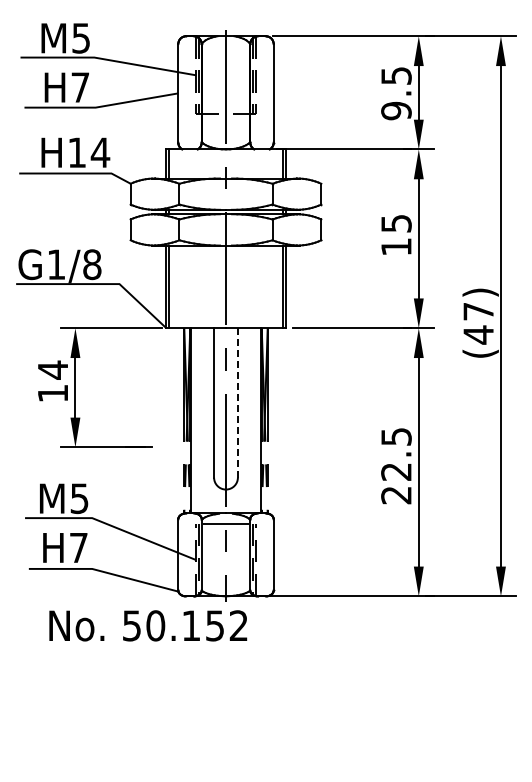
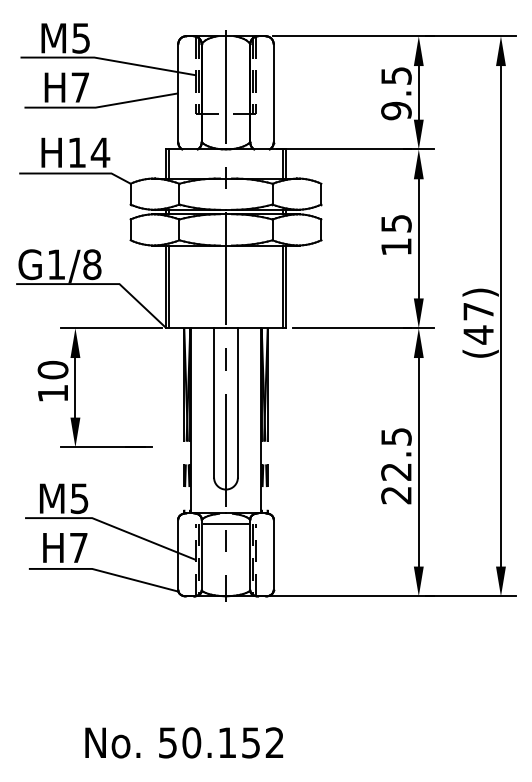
text: 14 -> 10 (52, 369)
line: dashed -> solid (237, 402)
text position: (148, 625) -> (184, 742) (184, 742)
